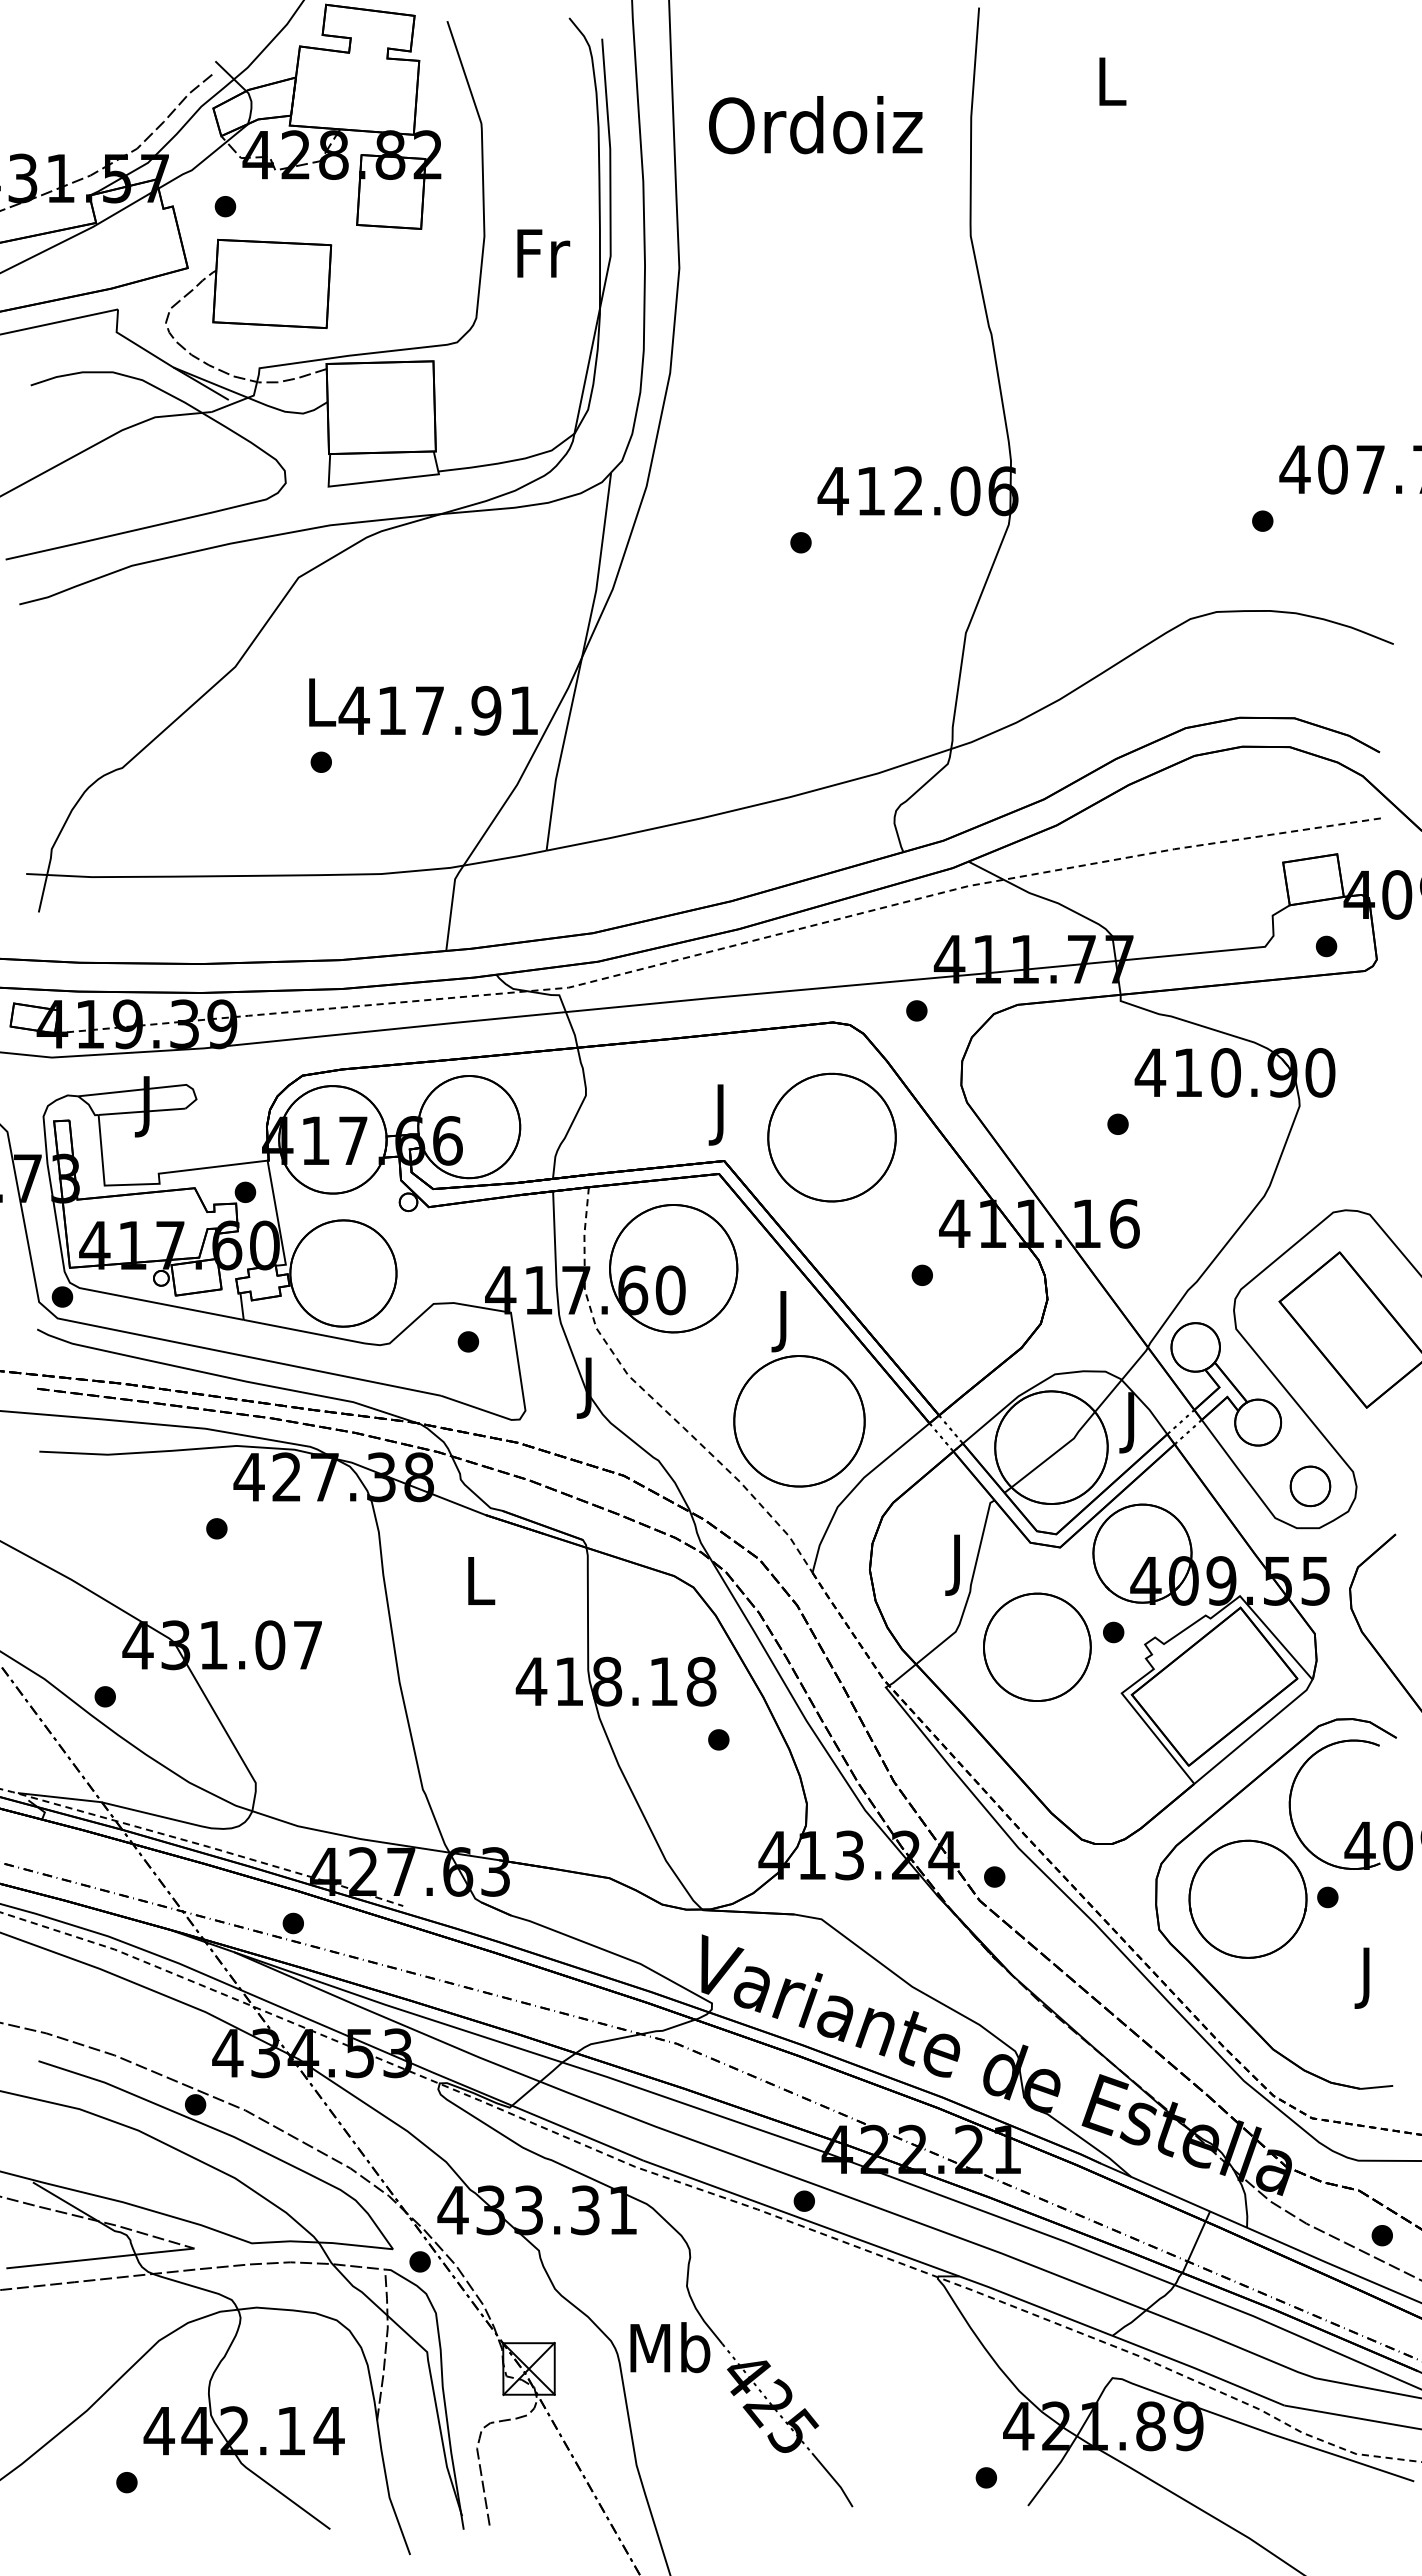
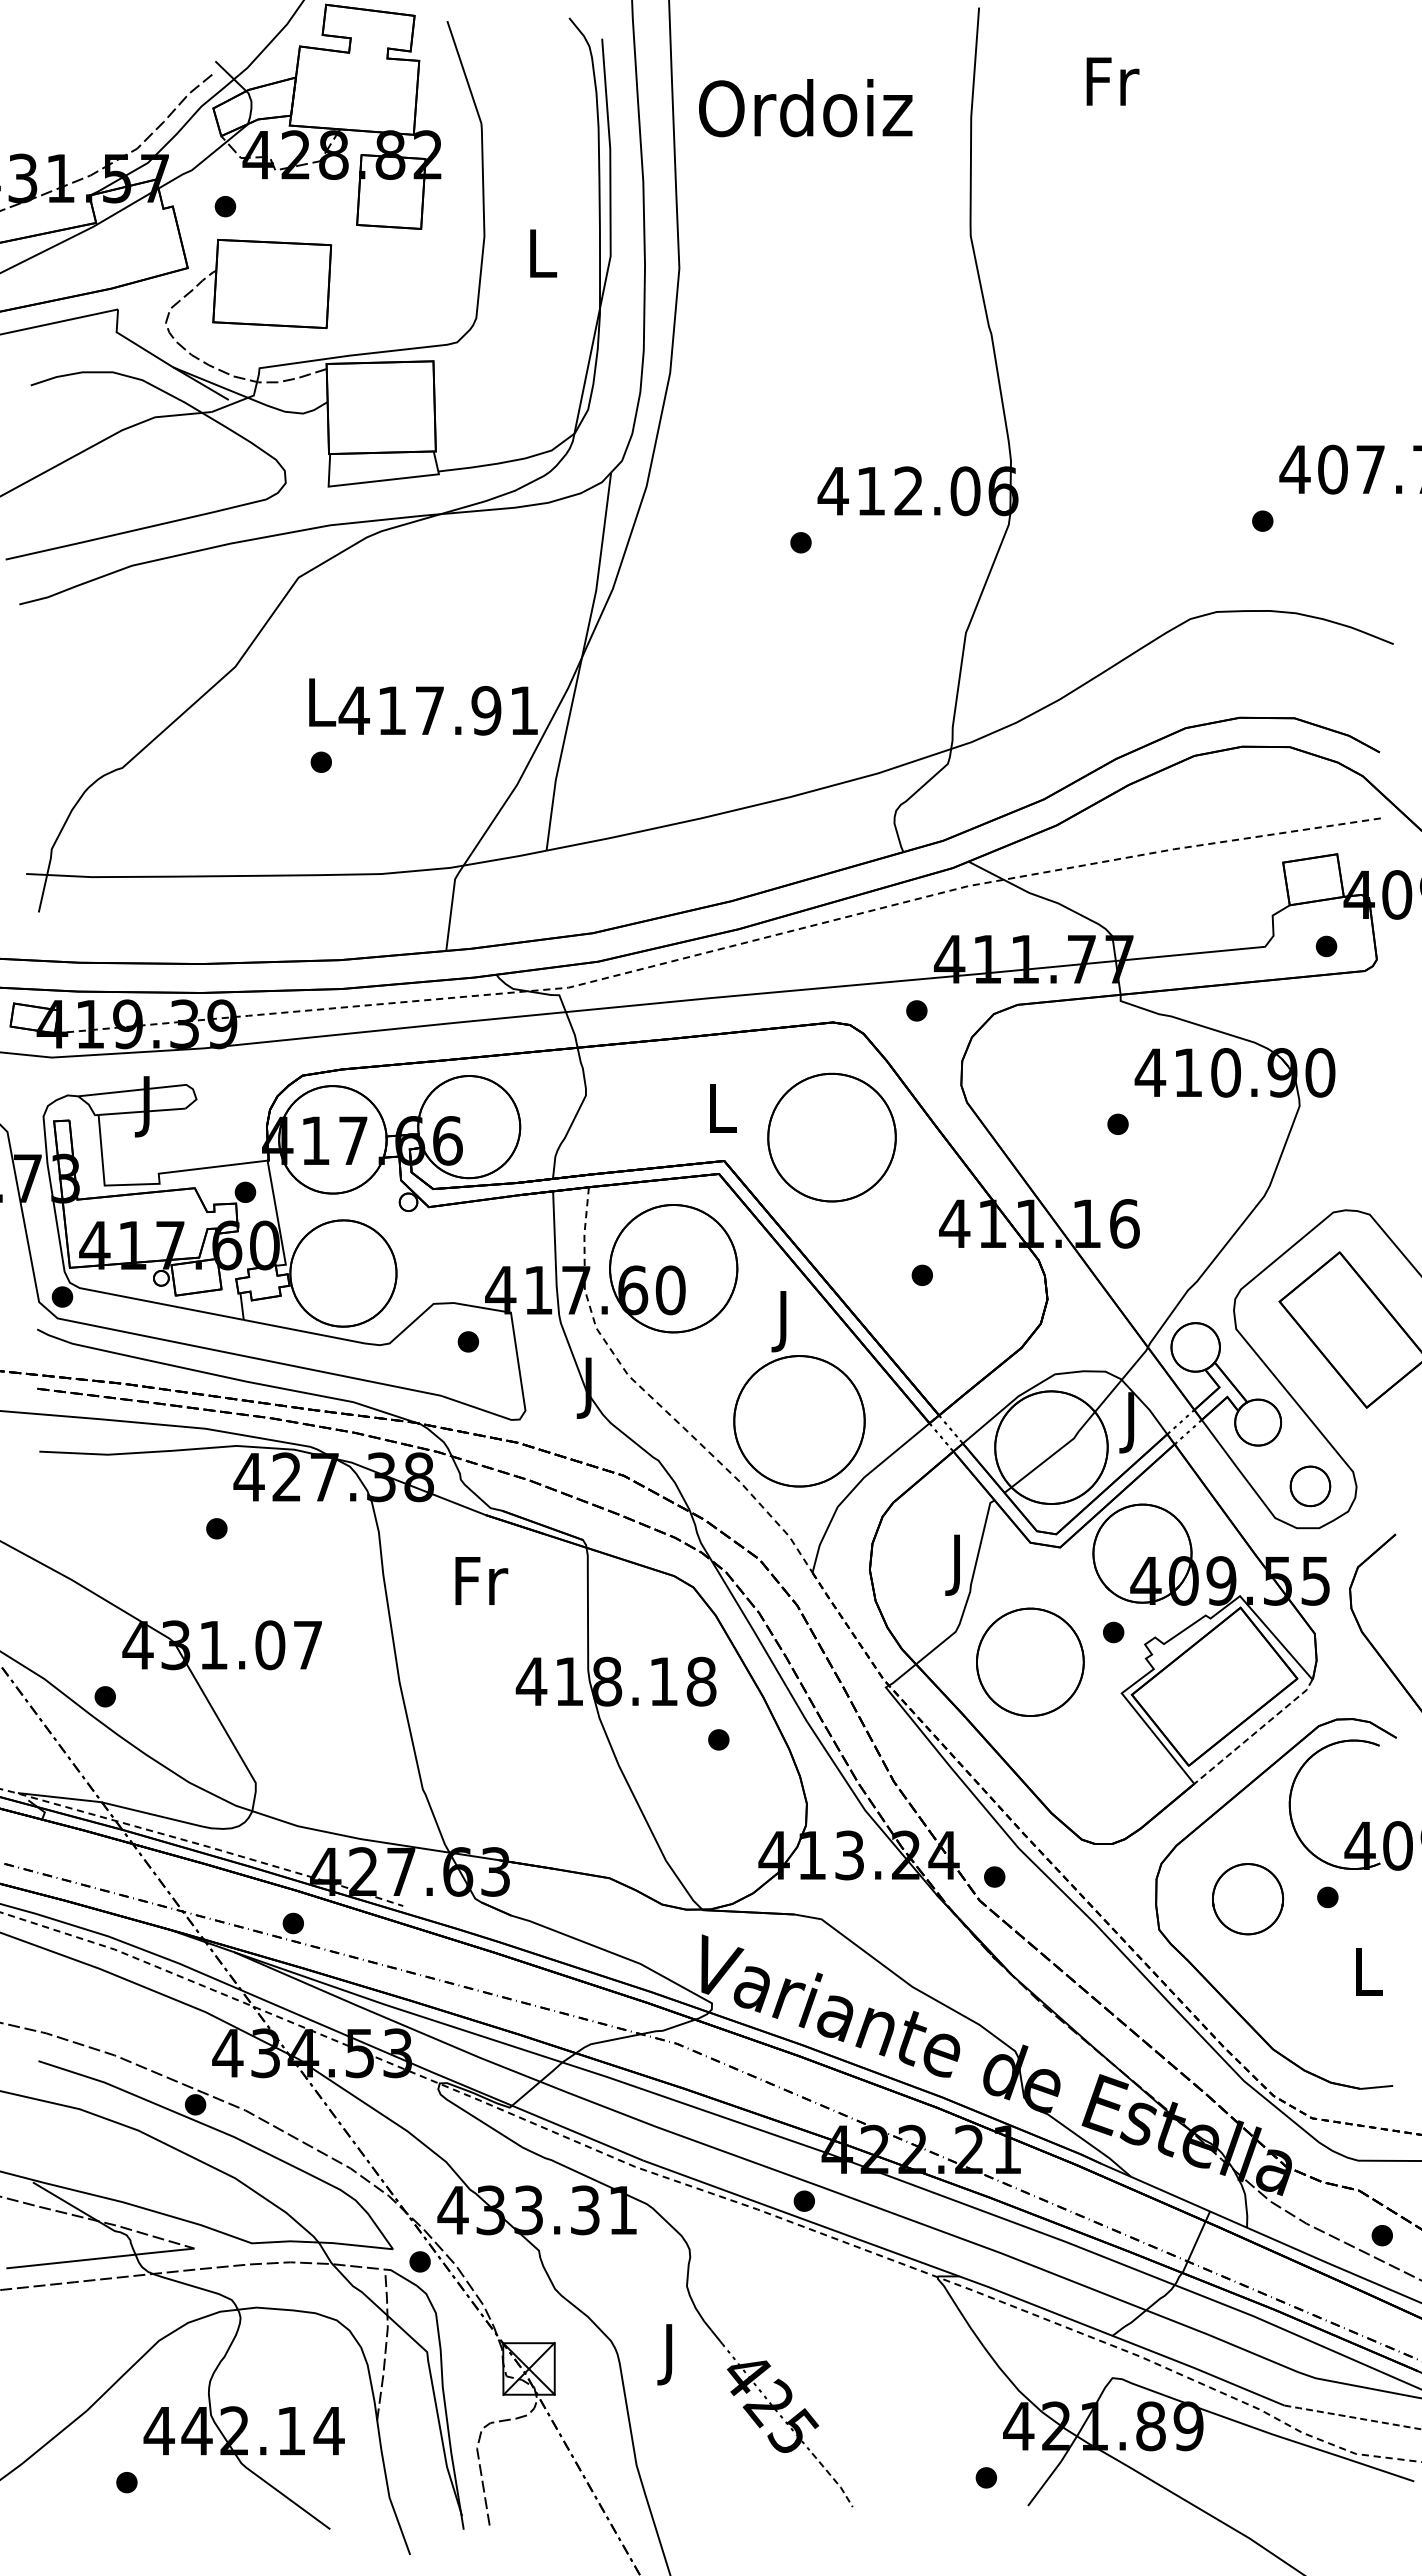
text: L -> Fr (1112, 81)
text position: (815, 125) -> (805, 108) (805, 108)
text: Fr -> L (543, 253)
text: J -> L (722, 1114)
text: L -> Fr (481, 1580)
part position: (1037, 1646) -> (1030, 1661) (1030, 1661)
line: solid -> dashed (1255, 1732)
part size: 120x120 px -> 73x73 px (1248, 1899)
text: J -> L (1368, 1977)
text: Mb -> J (670, 2353)
line: solid -> dashed (1352, 2417)
line: solid -> dashed (834, 2479)
